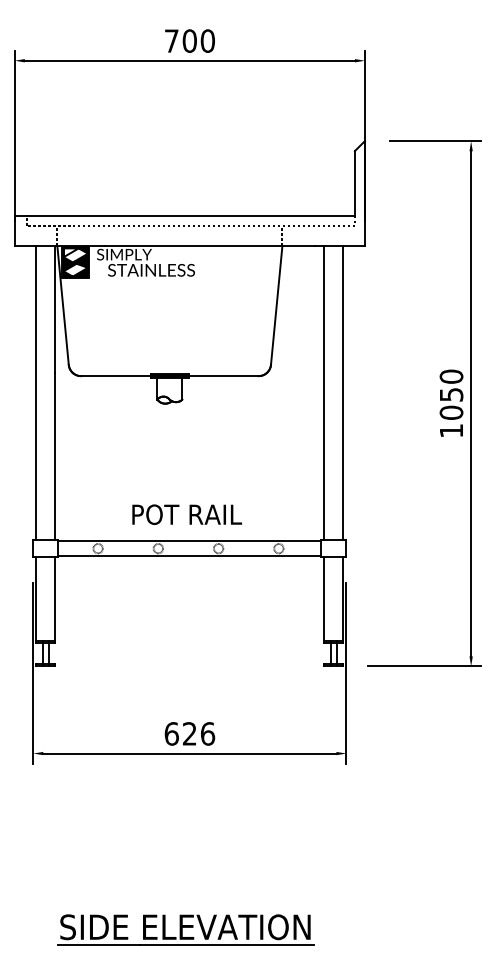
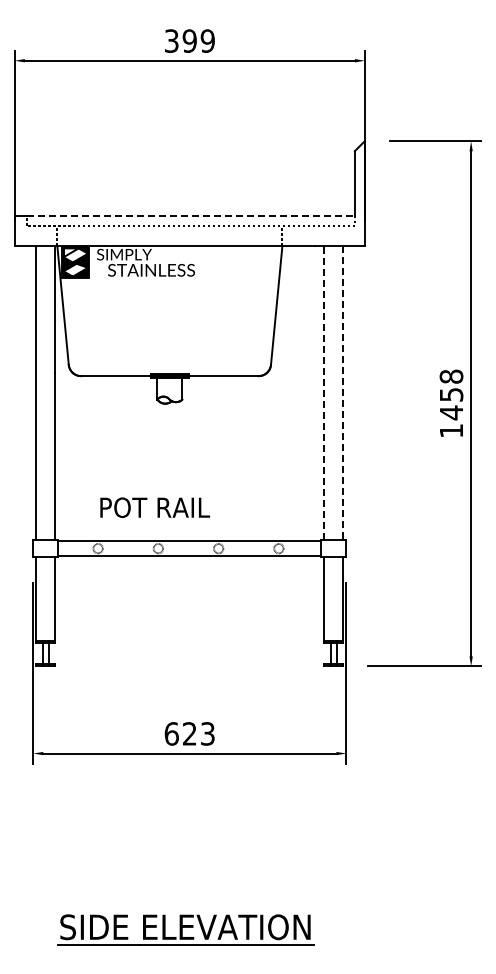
text: 700 -> 399 (189, 40)
line: solid -> dashed (191, 216)
line: solid -> dashed (324, 393)
line: solid -> dashed (343, 393)
text: 1050 -> 1458 (451, 394)
text position: (186, 514) -> (154, 507) (154, 507)
text: 626 -> 623 (208, 733)
